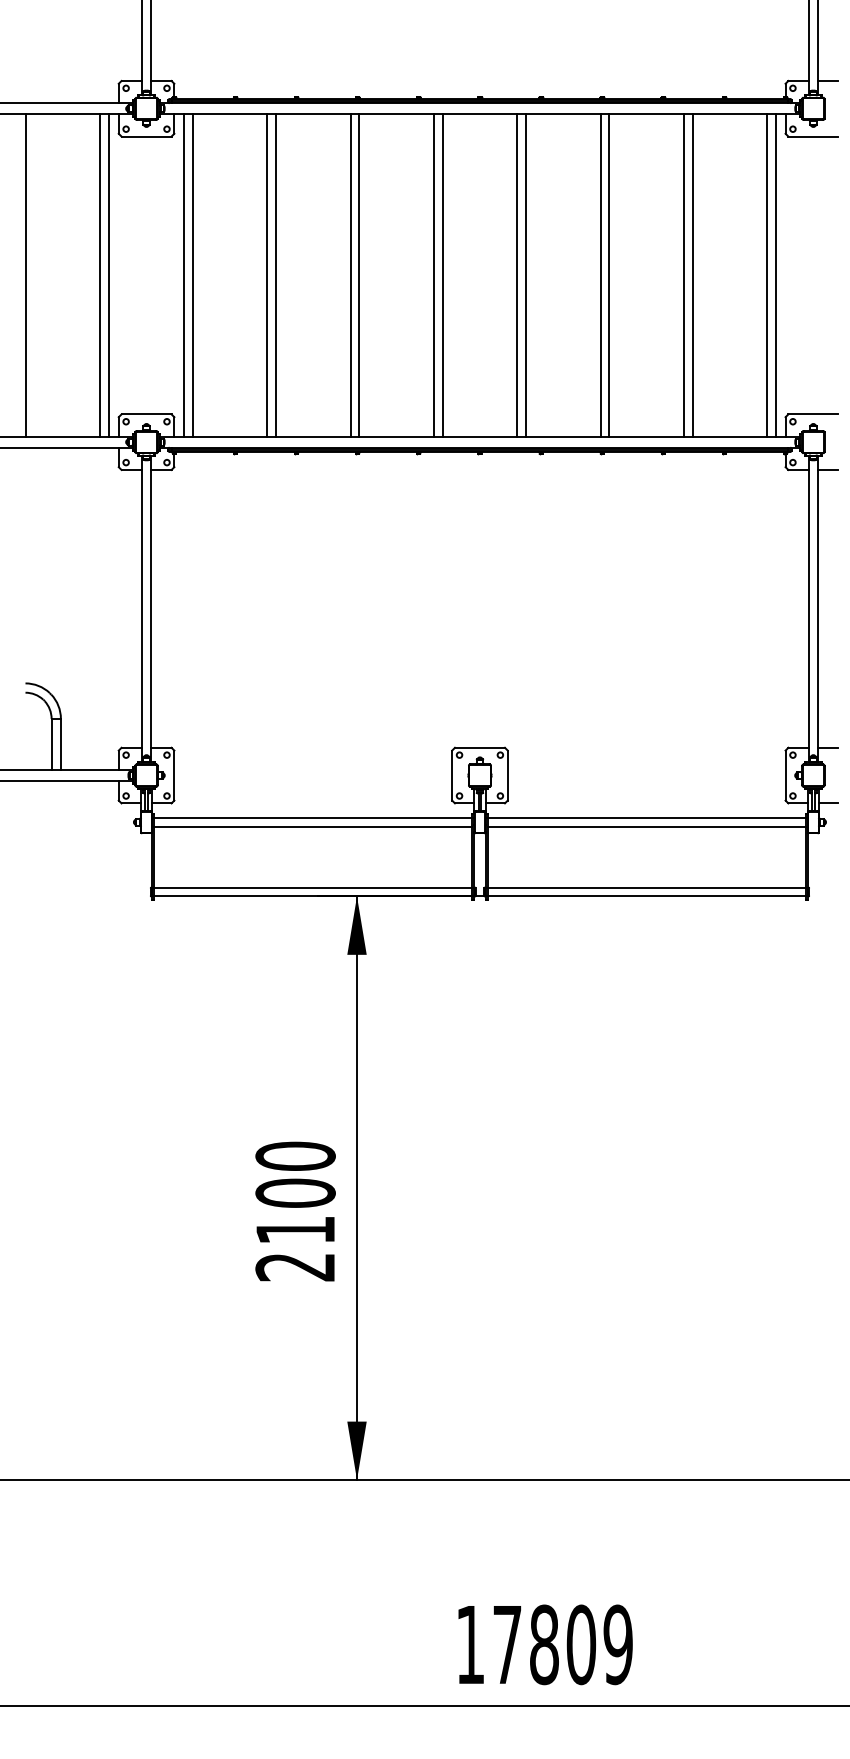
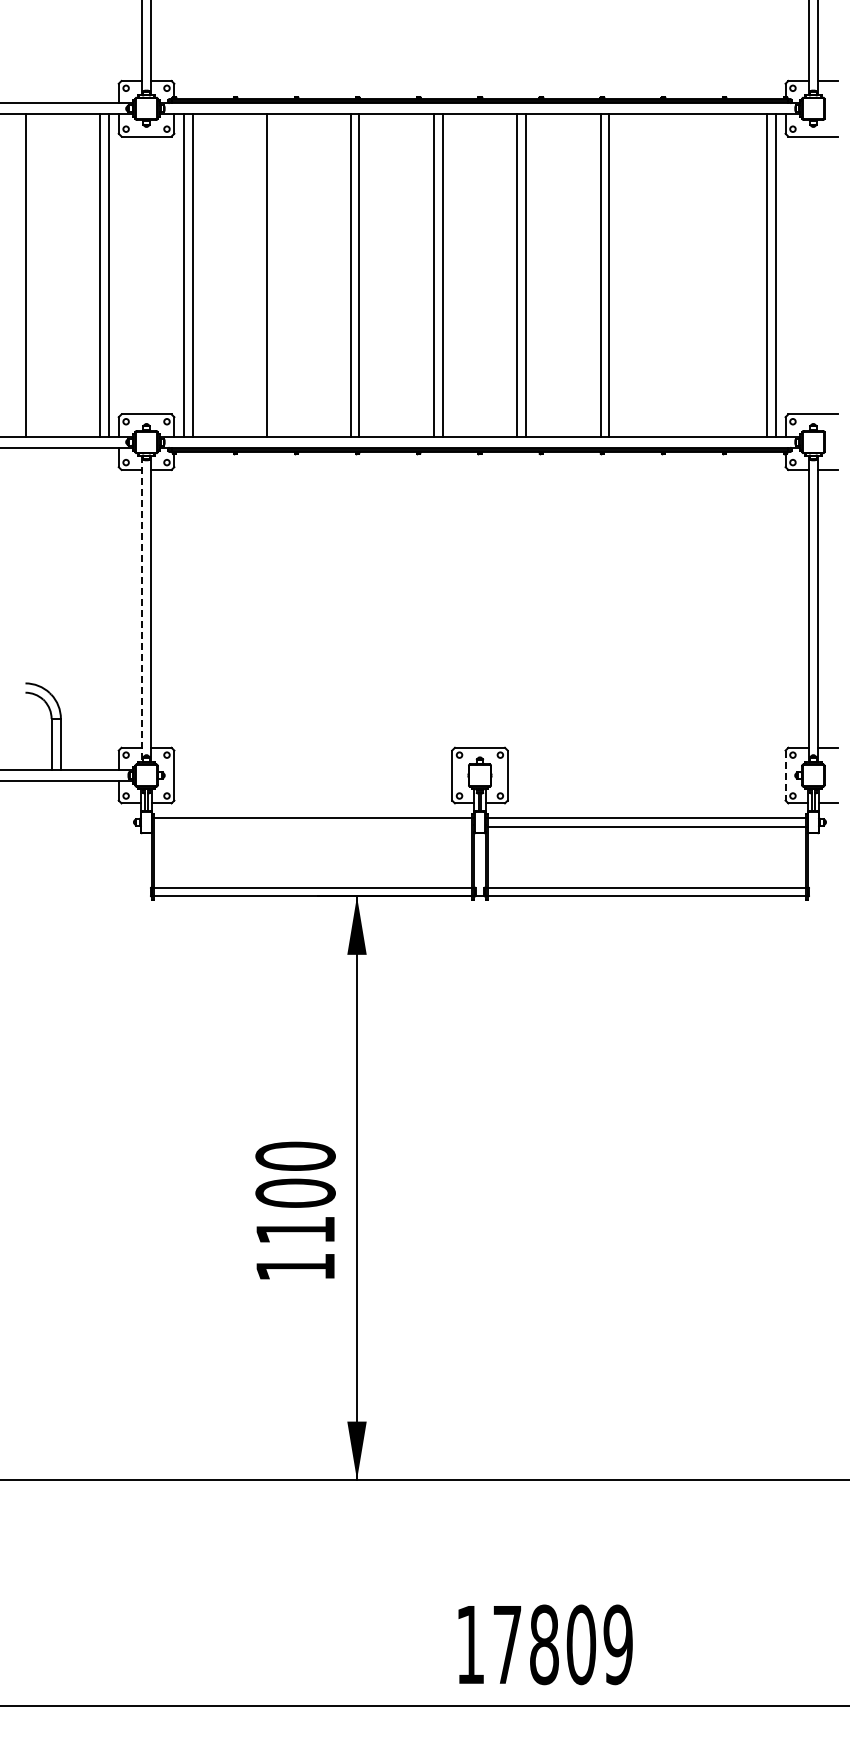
line: present -> none (276, 275)
line: present -> none (683, 275)
line: present -> none (692, 275)
line: solid -> dashed (142, 609)
line: solid -> dashed (785, 776)
line: present -> none (313, 826)
text: 2100 -> 1100 (294, 1267)
